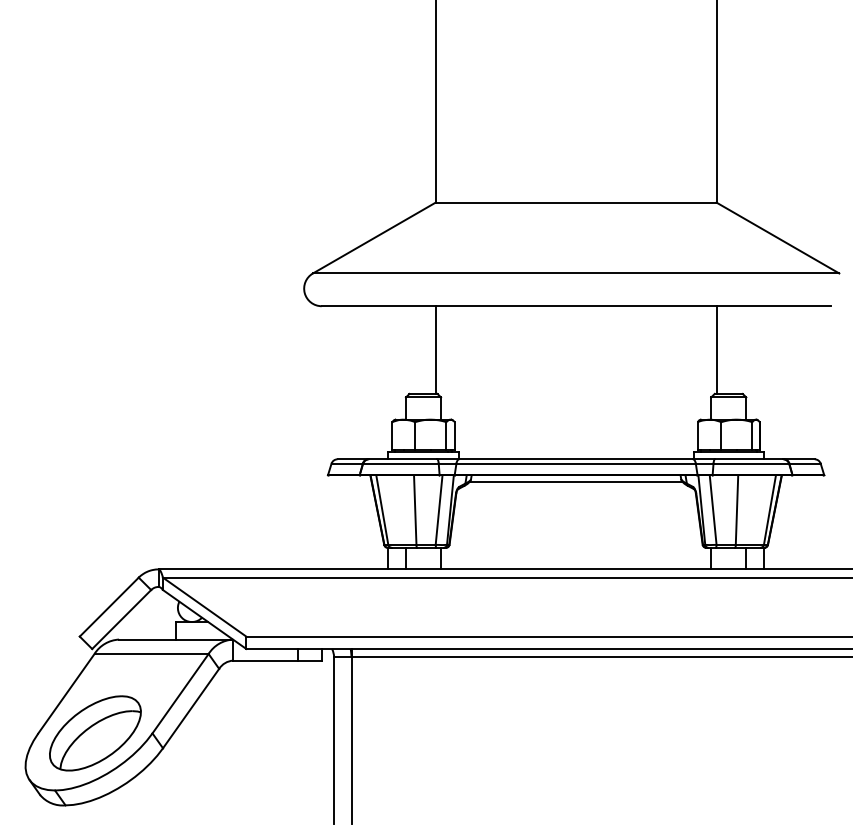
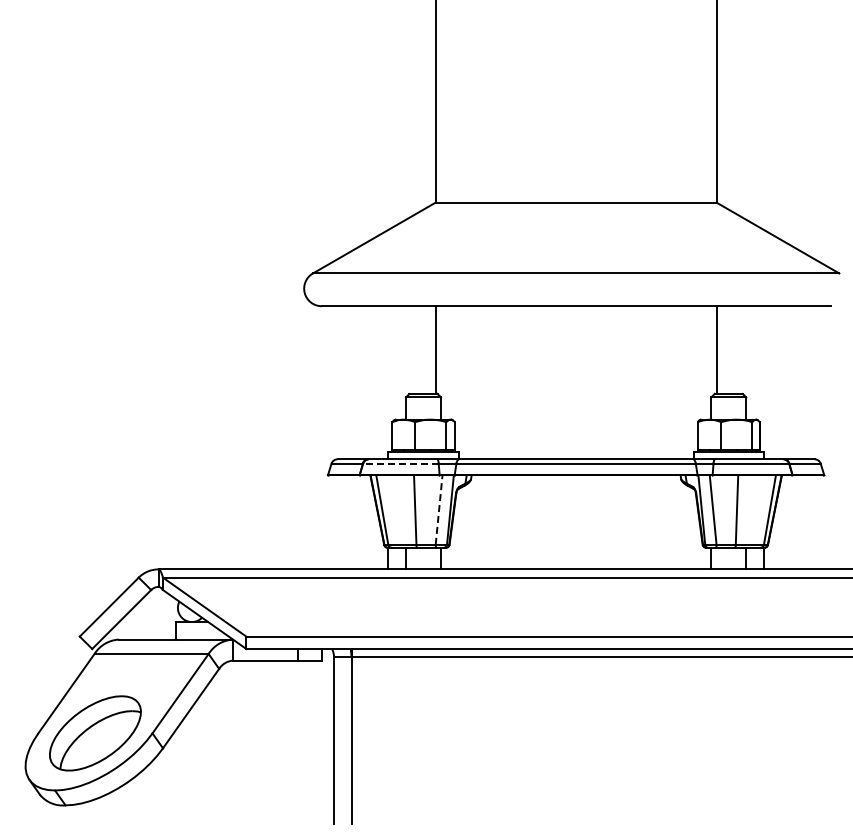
line: solid -> dashed (400, 463)
line: present -> none (575, 481)
line: solid -> dashed (439, 510)
